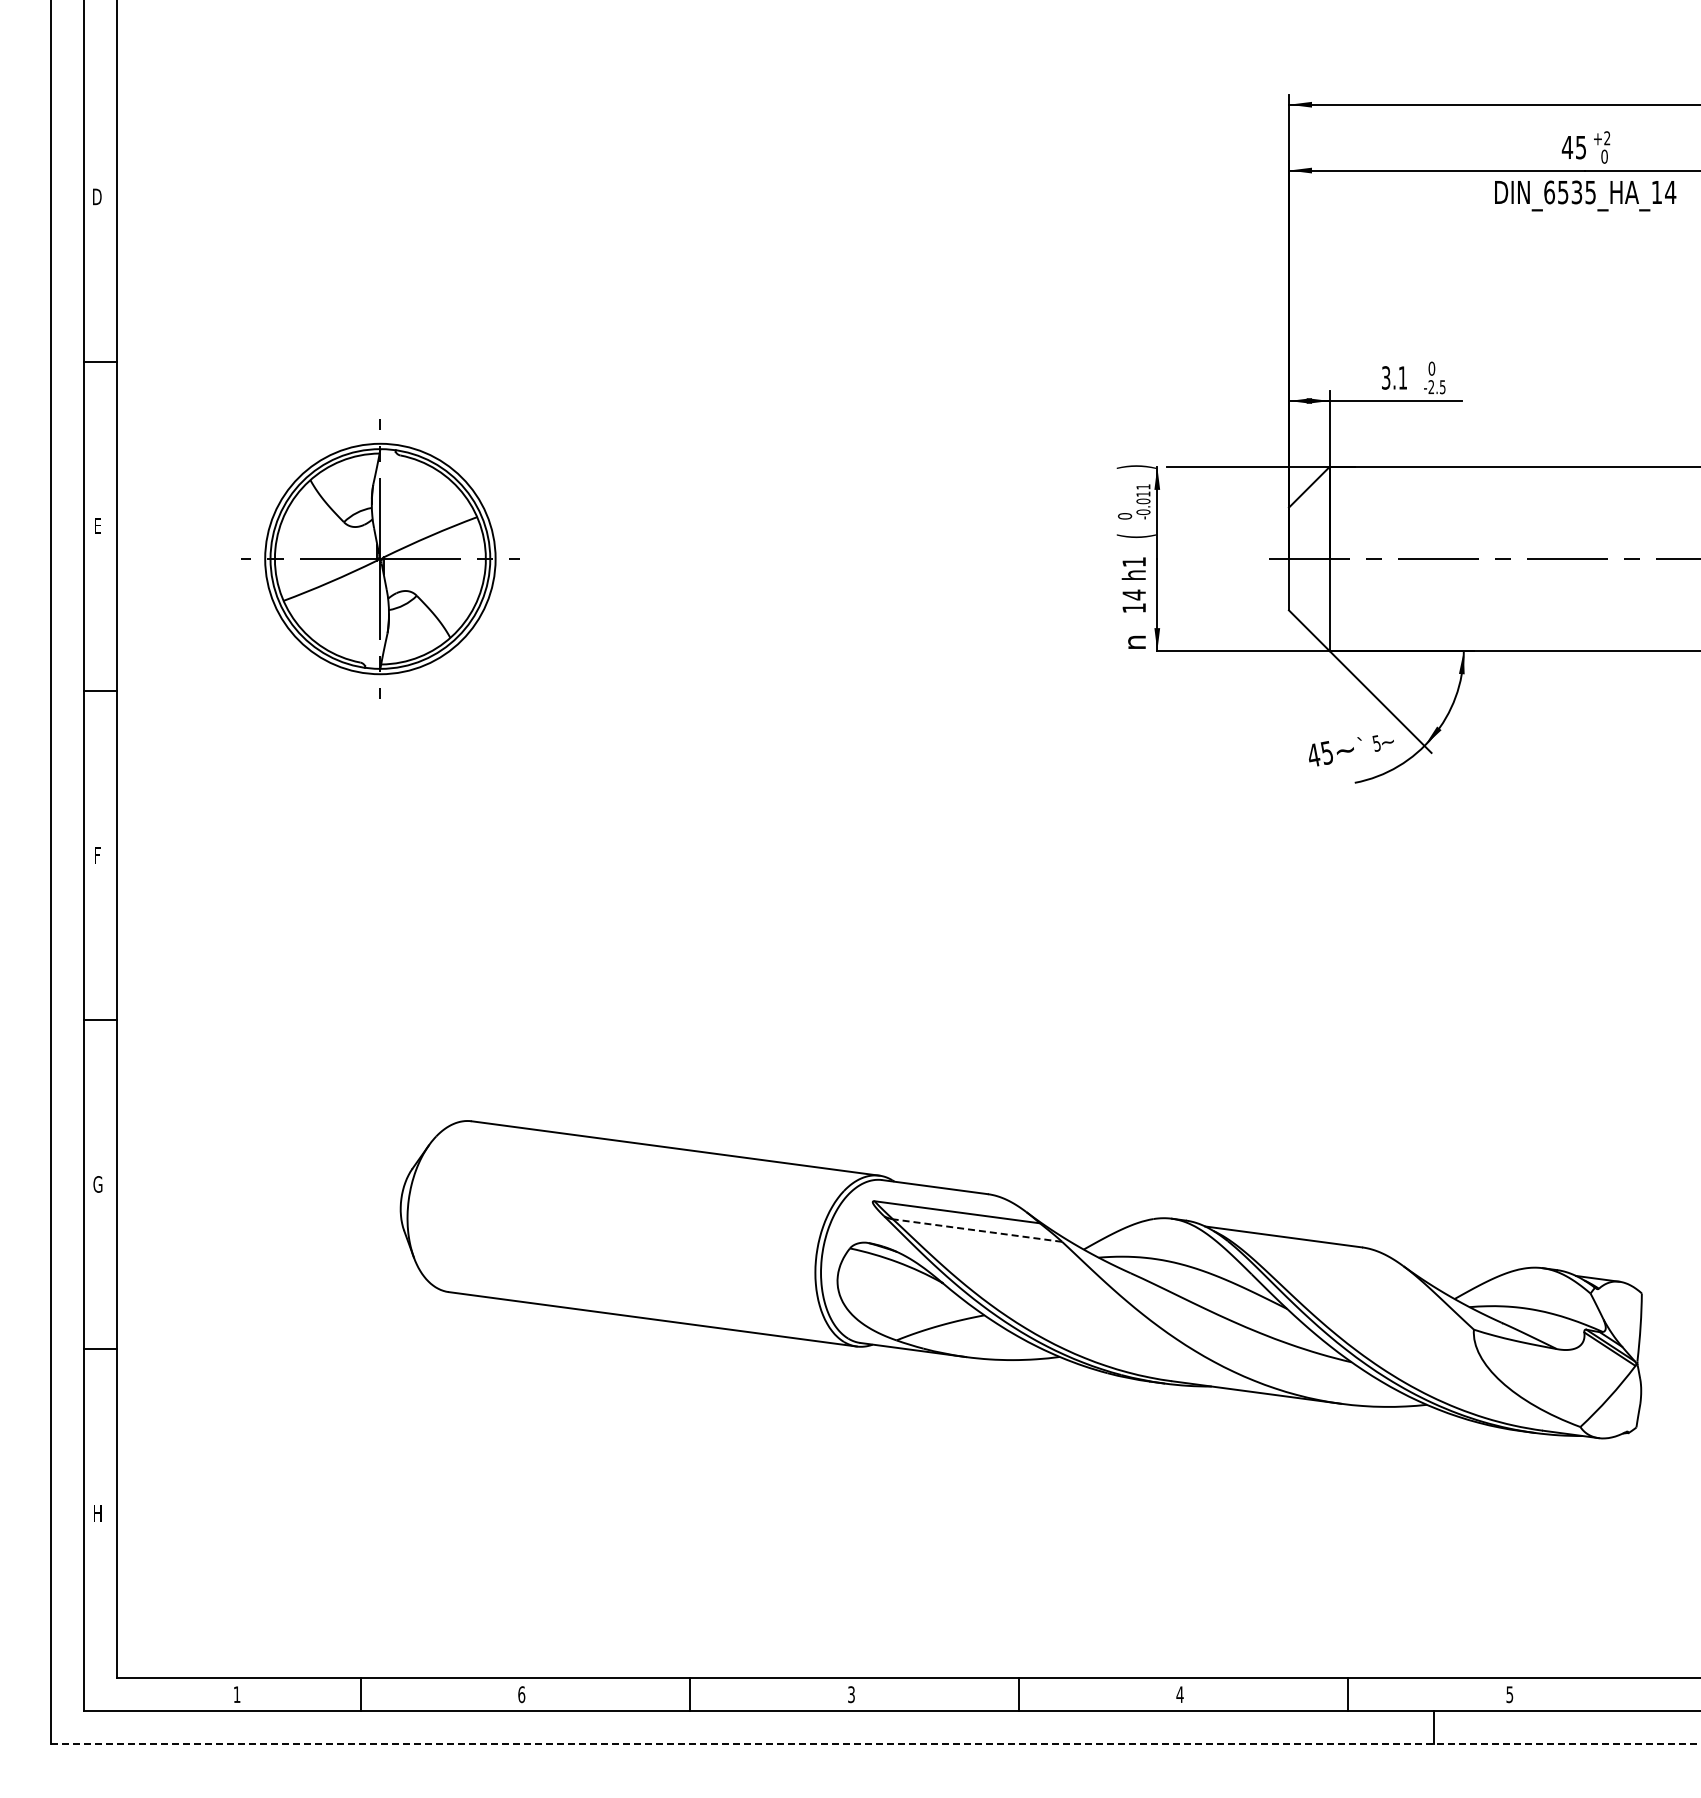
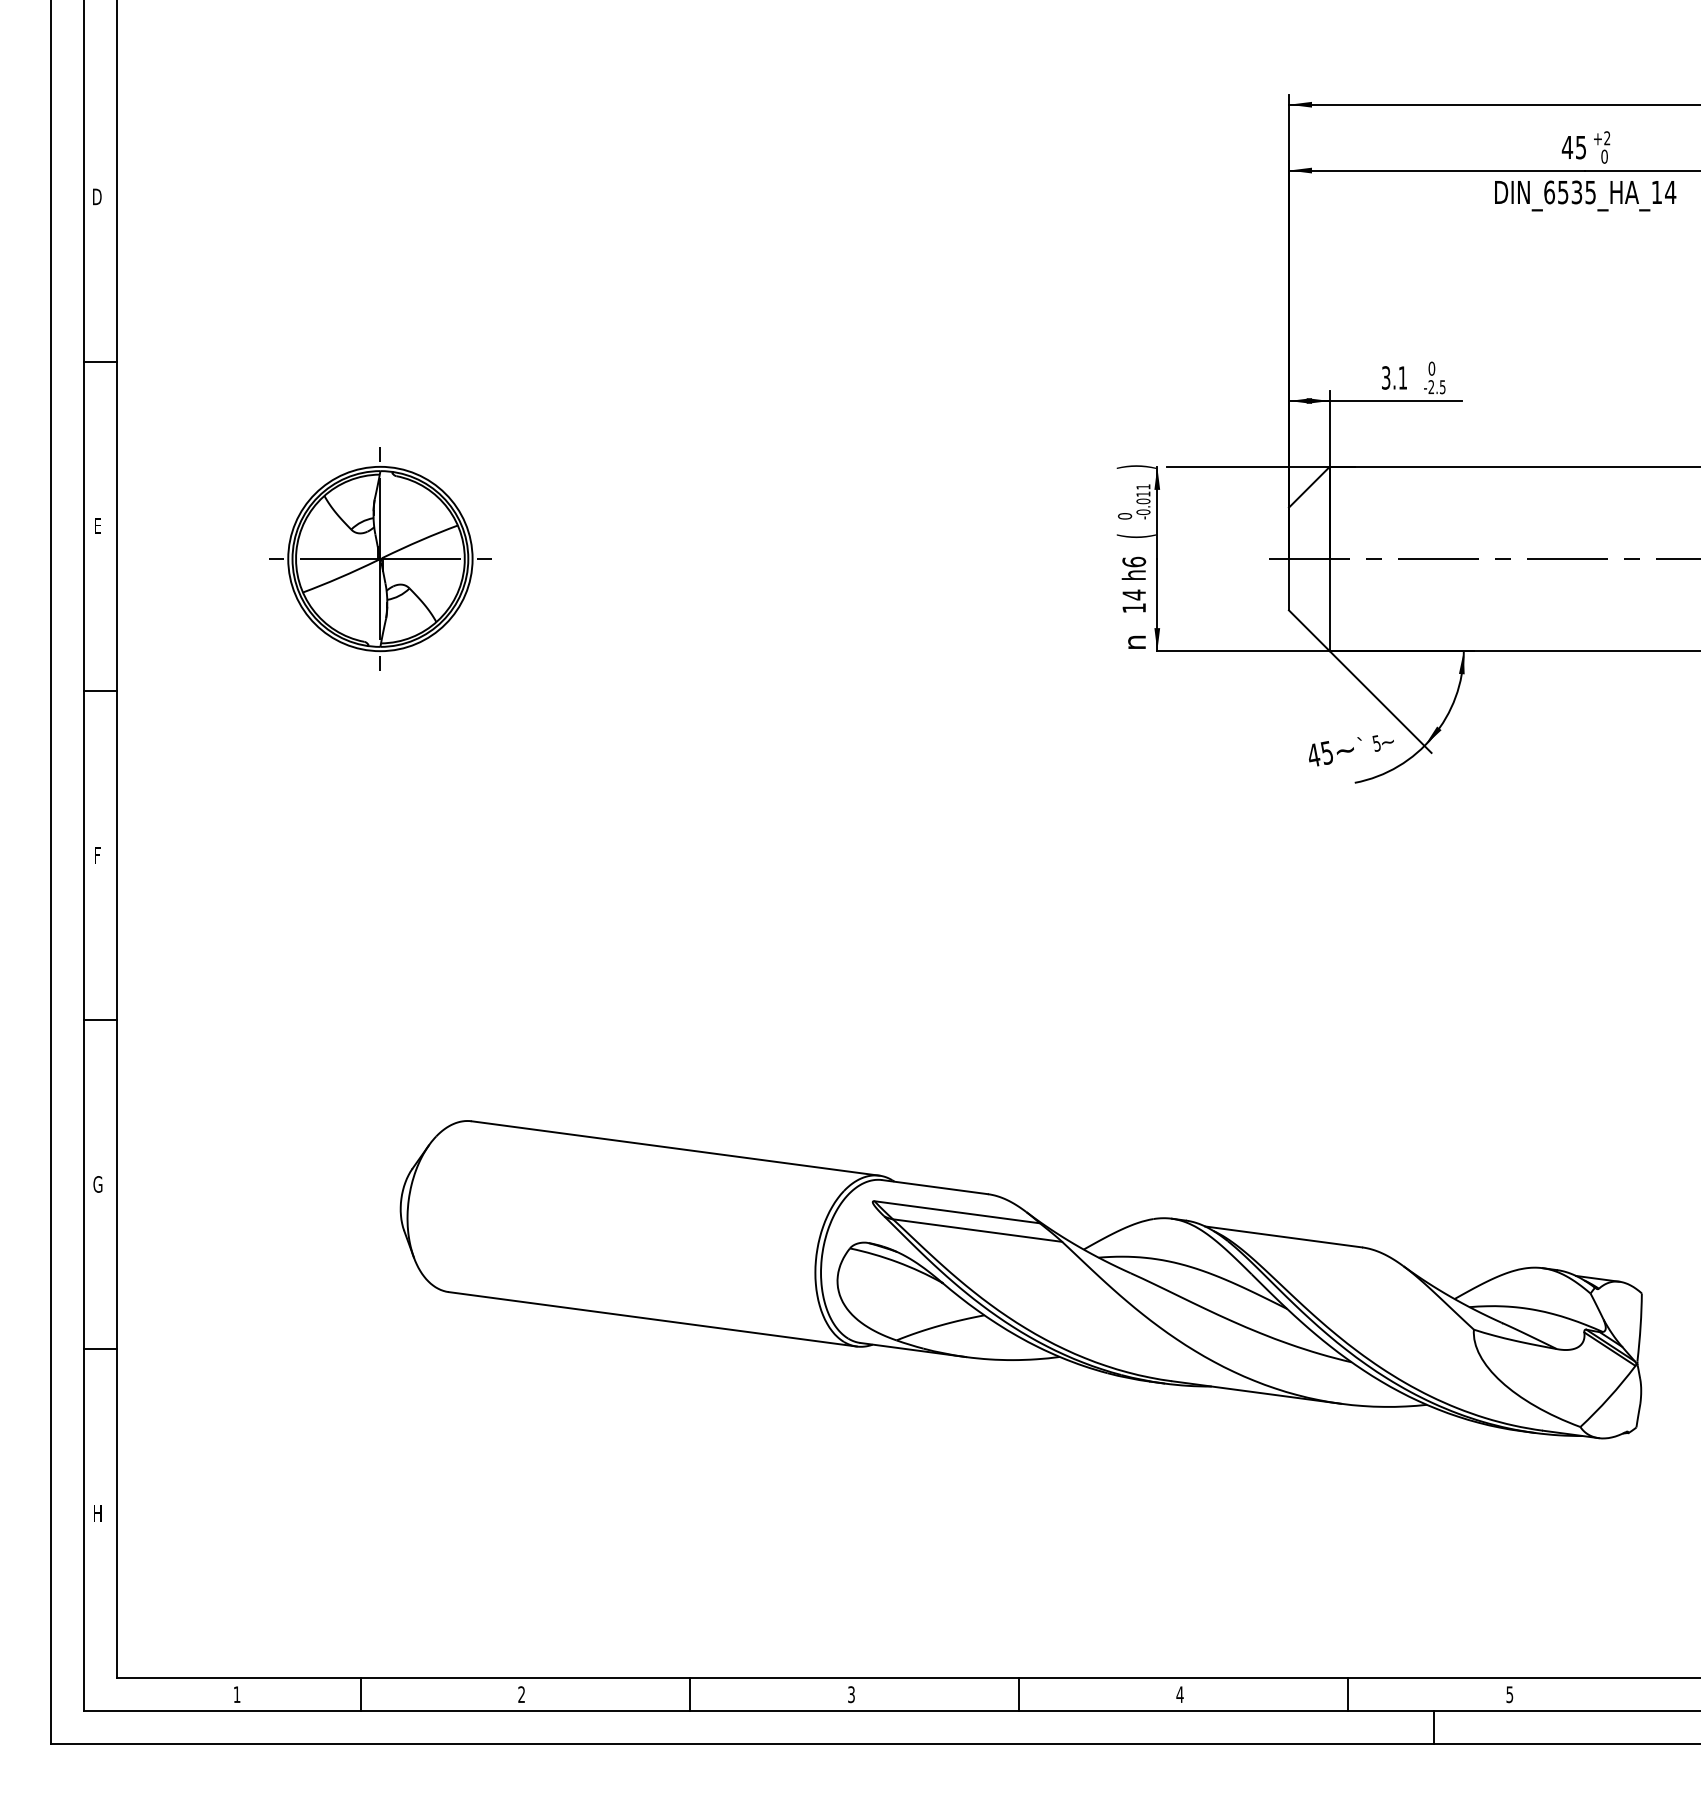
part size: 279x280 px -> 223x224 px (380, 558)
text: h1 -> h6 (1134, 561)
line: dashed -> solid (977, 1230)
text: 6 -> 2 (521, 1694)
line: dashed -> solid (876, 1744)
